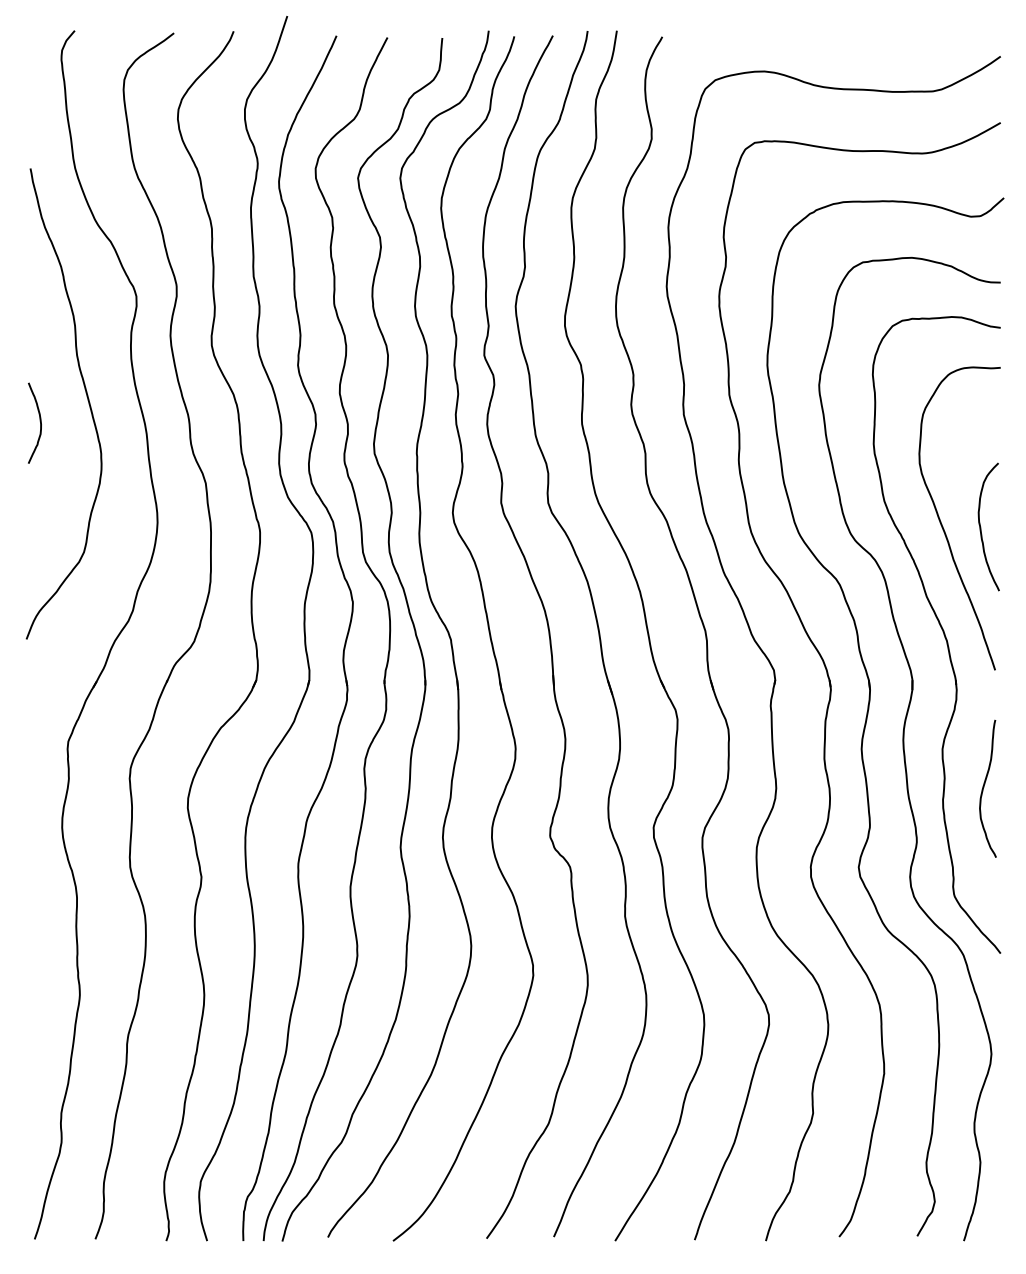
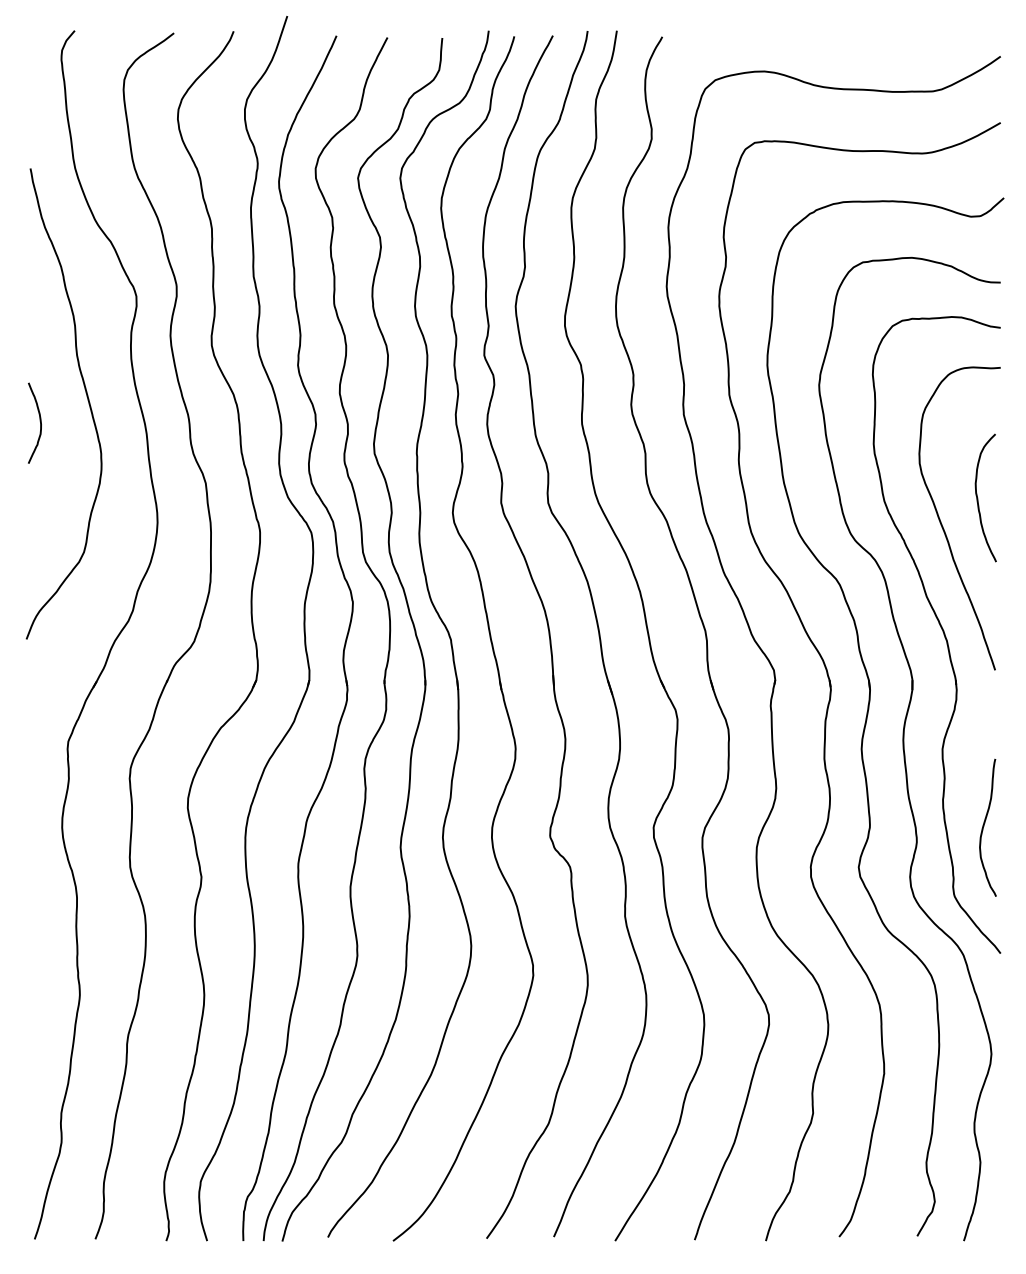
curve position: (981, 527) -> (978, 498) (978, 498)
curve position: (984, 787) -> (984, 826) (984, 826)
